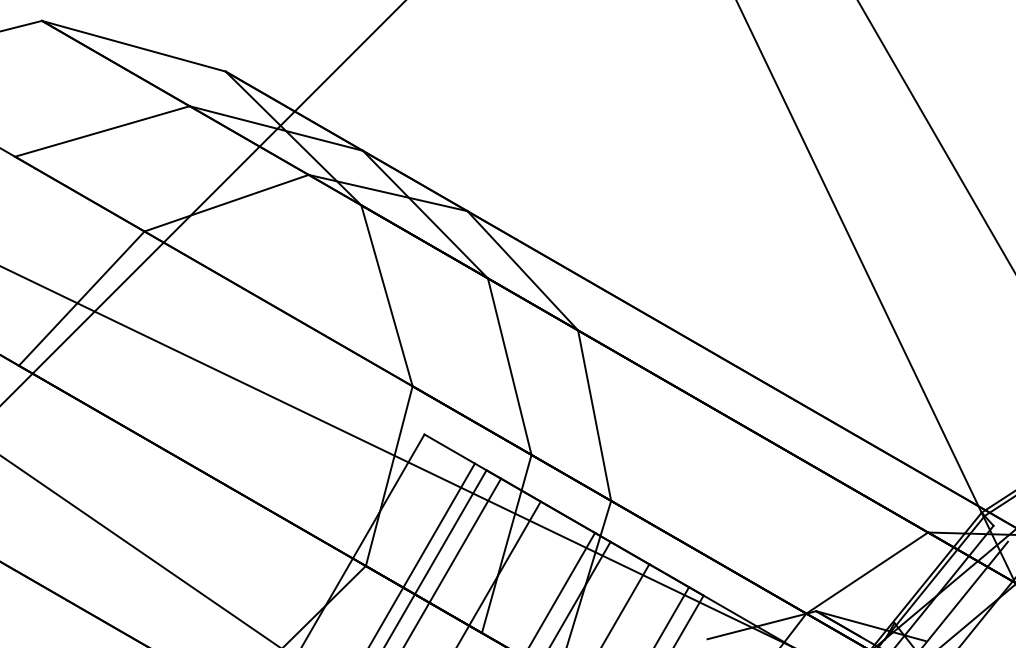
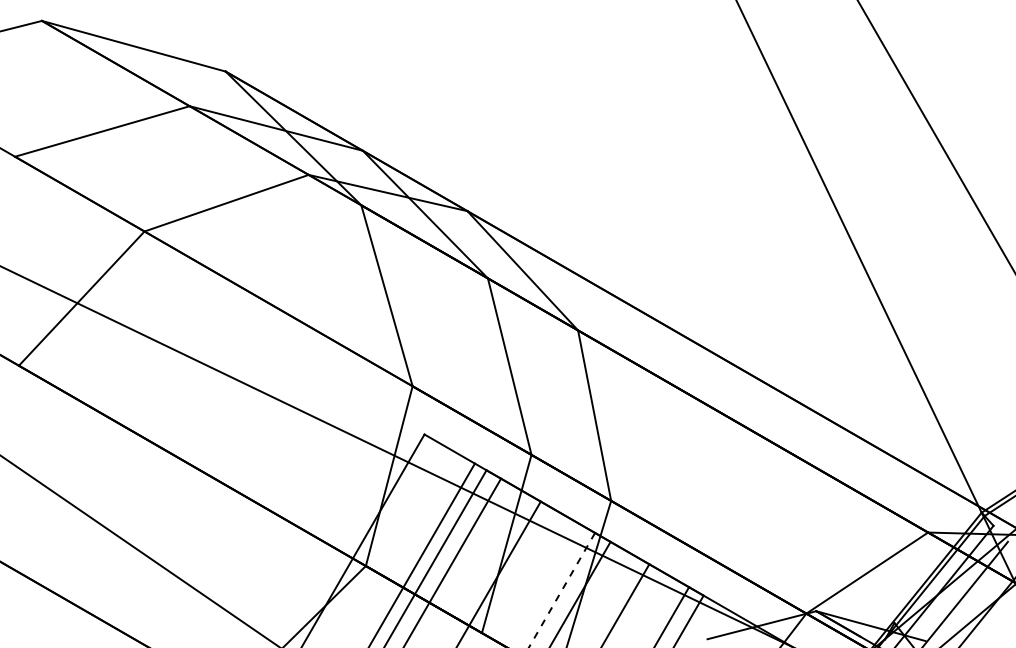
line: present -> none (202, 203)
line: solid -> dashed (561, 590)
